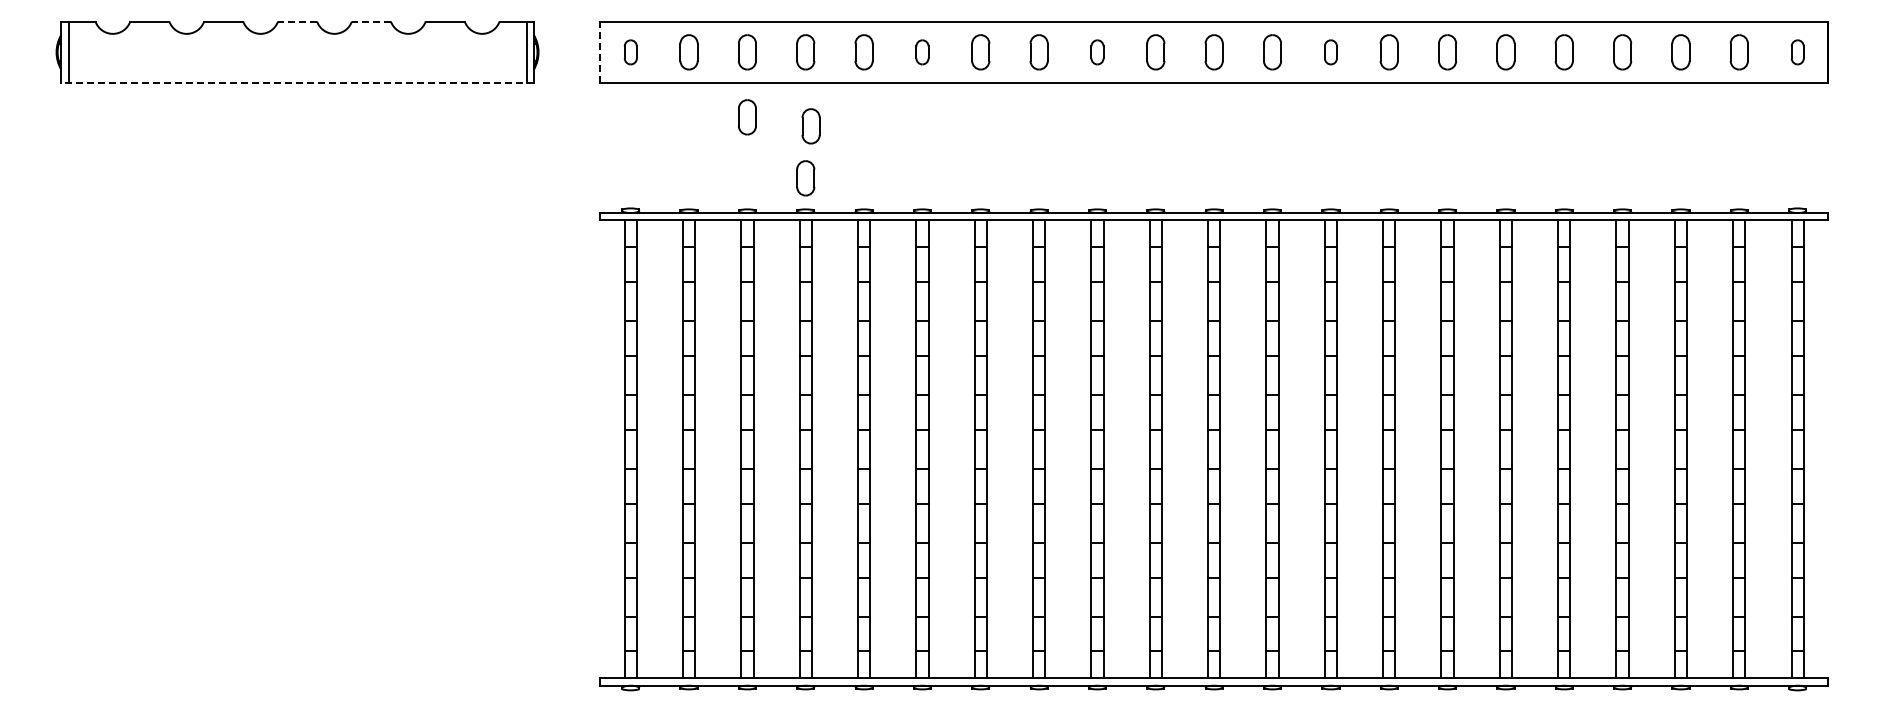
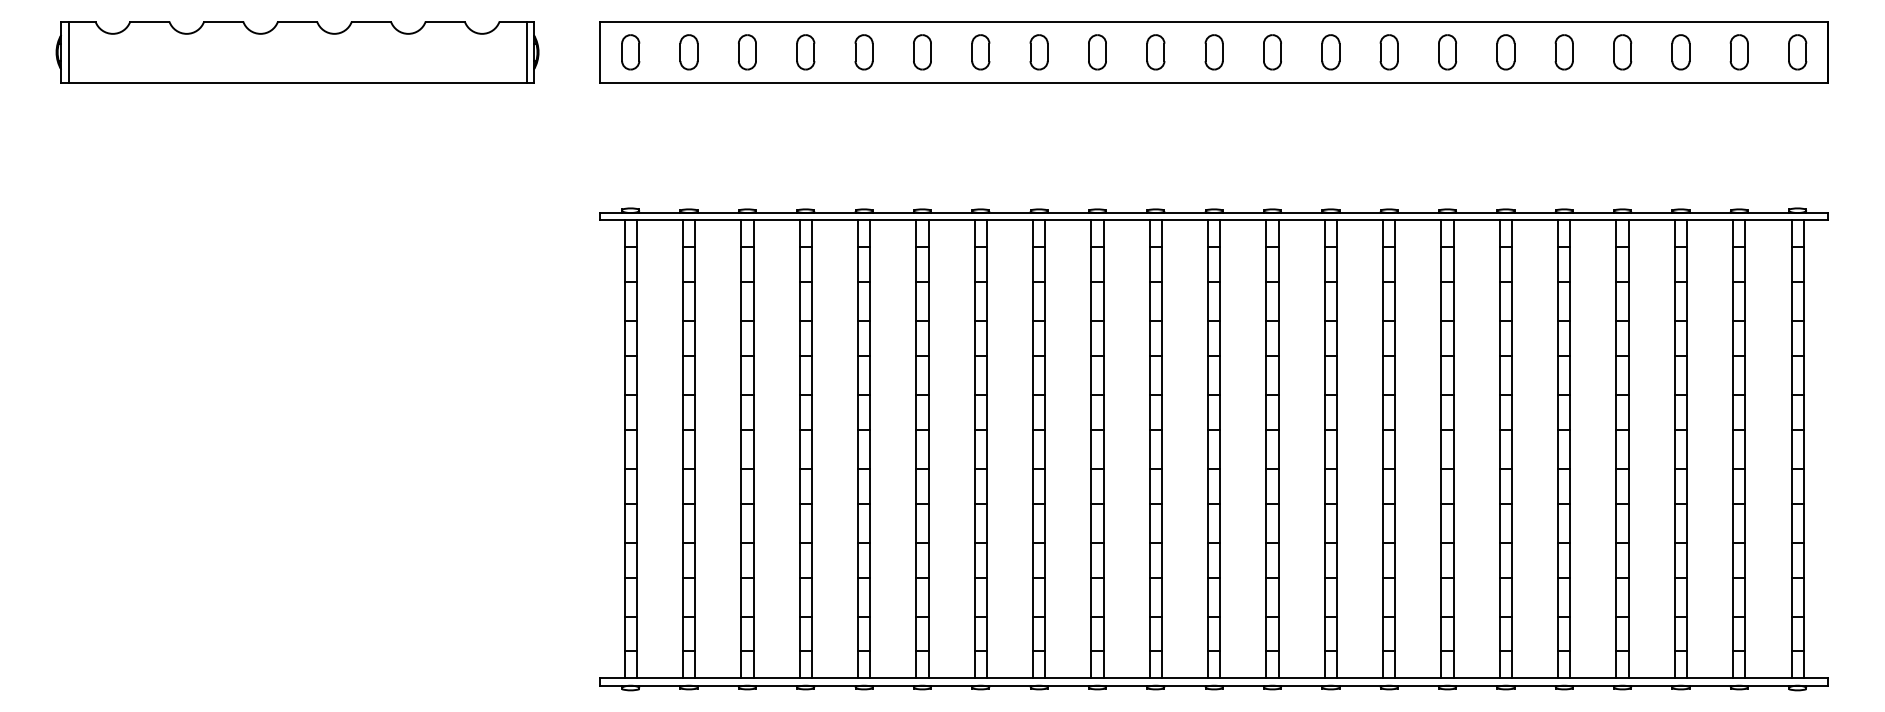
line: dashed -> solid (297, 21)
line: dashed -> solid (371, 21)
line: dashed -> solid (599, 52)
part size: 15x27 px -> 20x37 px (630, 52)
part size: 15x27 px -> 19x37 px (922, 52)
part size: 15x27 px -> 19x37 px (1097, 52)
part size: 14x27 px -> 20x37 px (1330, 52)
part size: 15x27 px -> 20x37 px (1797, 52)
line: dashed -> solid (297, 83)
part: present -> none (747, 117)
part: present -> none (810, 126)
part: present -> none (805, 178)
